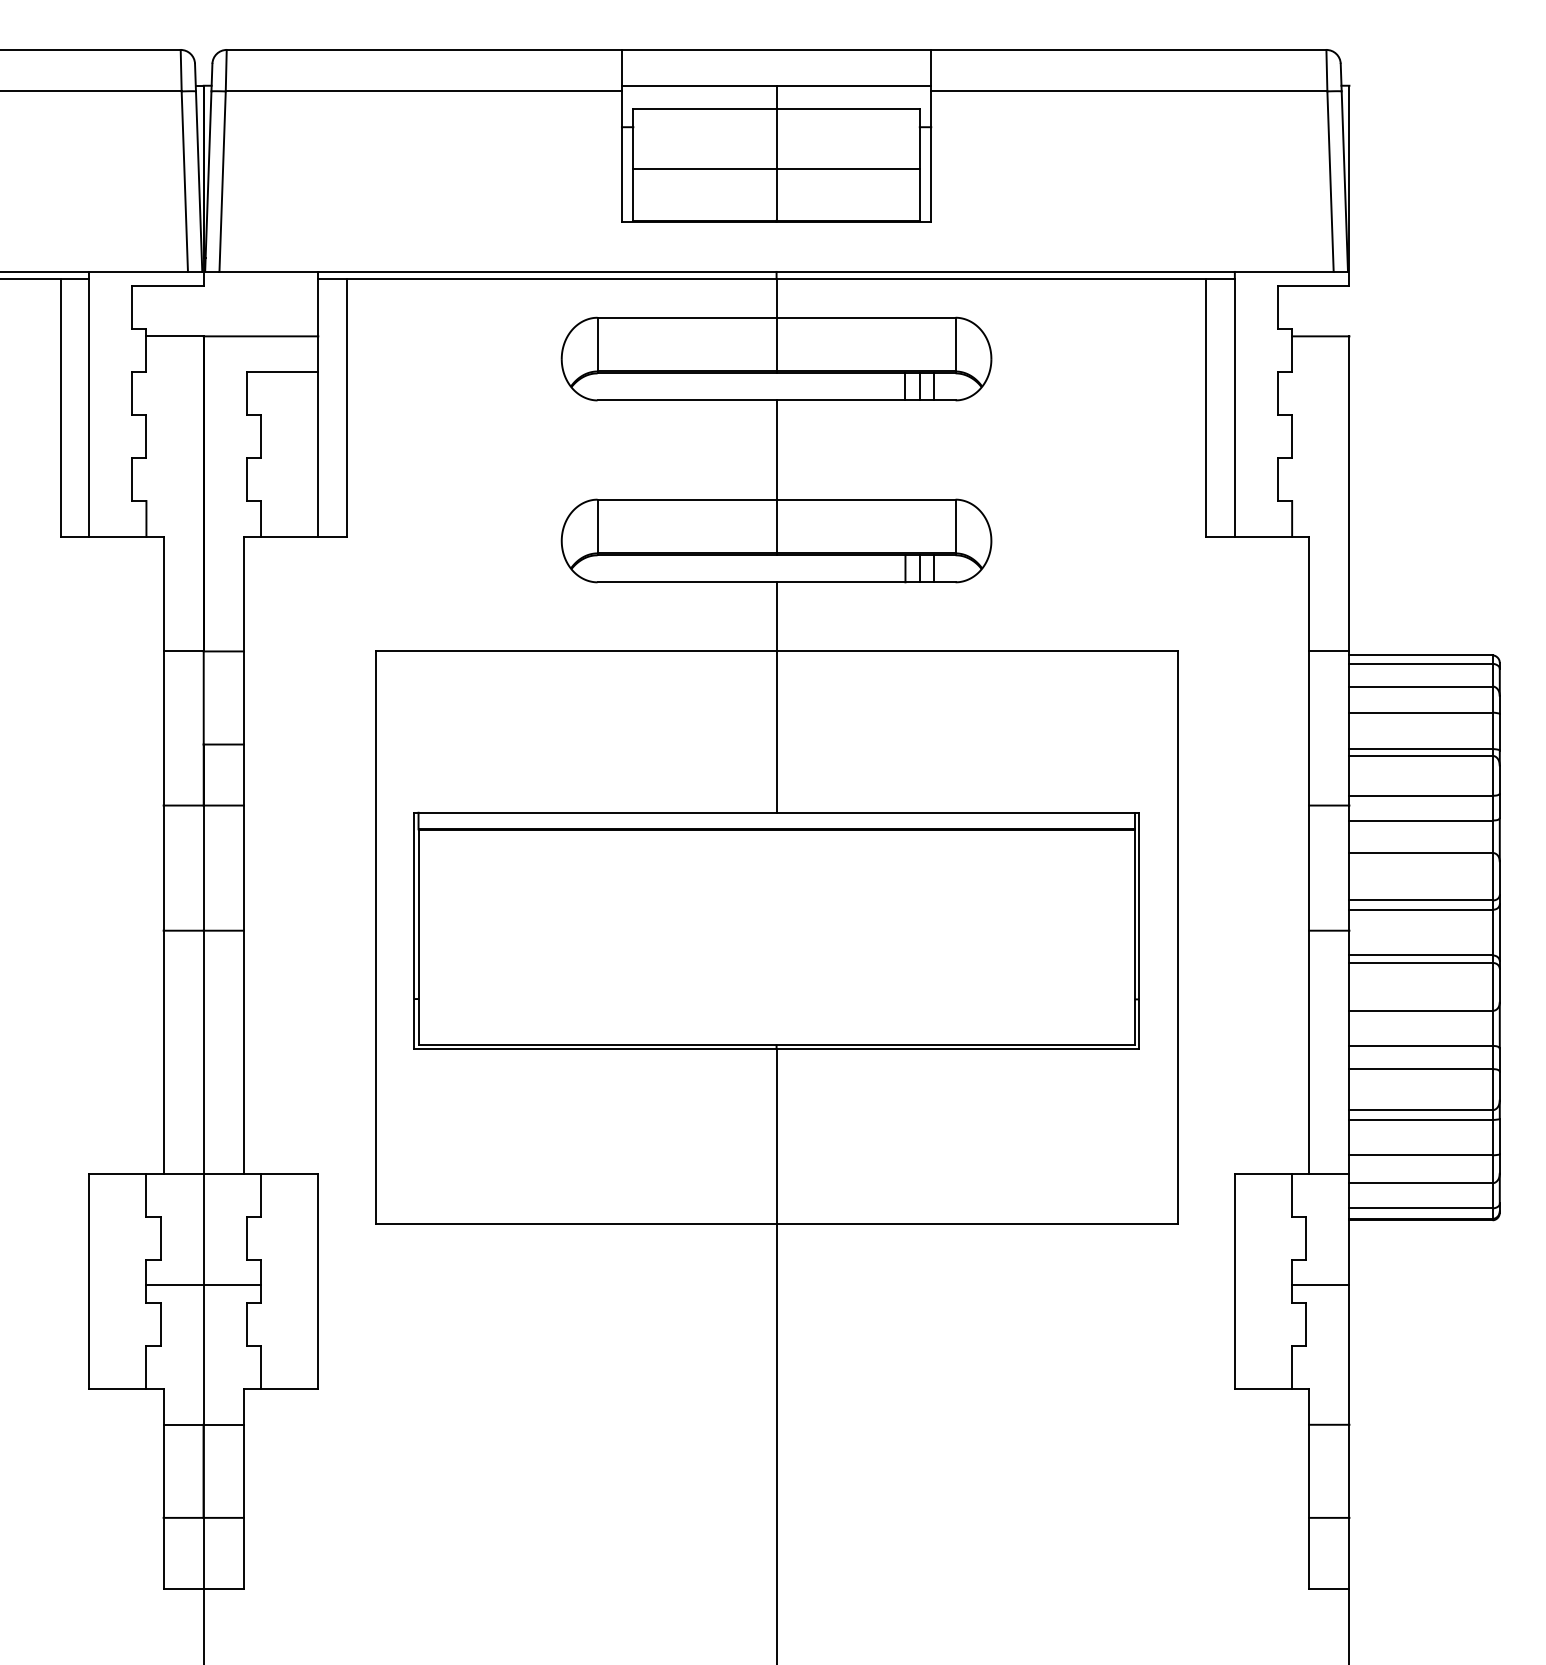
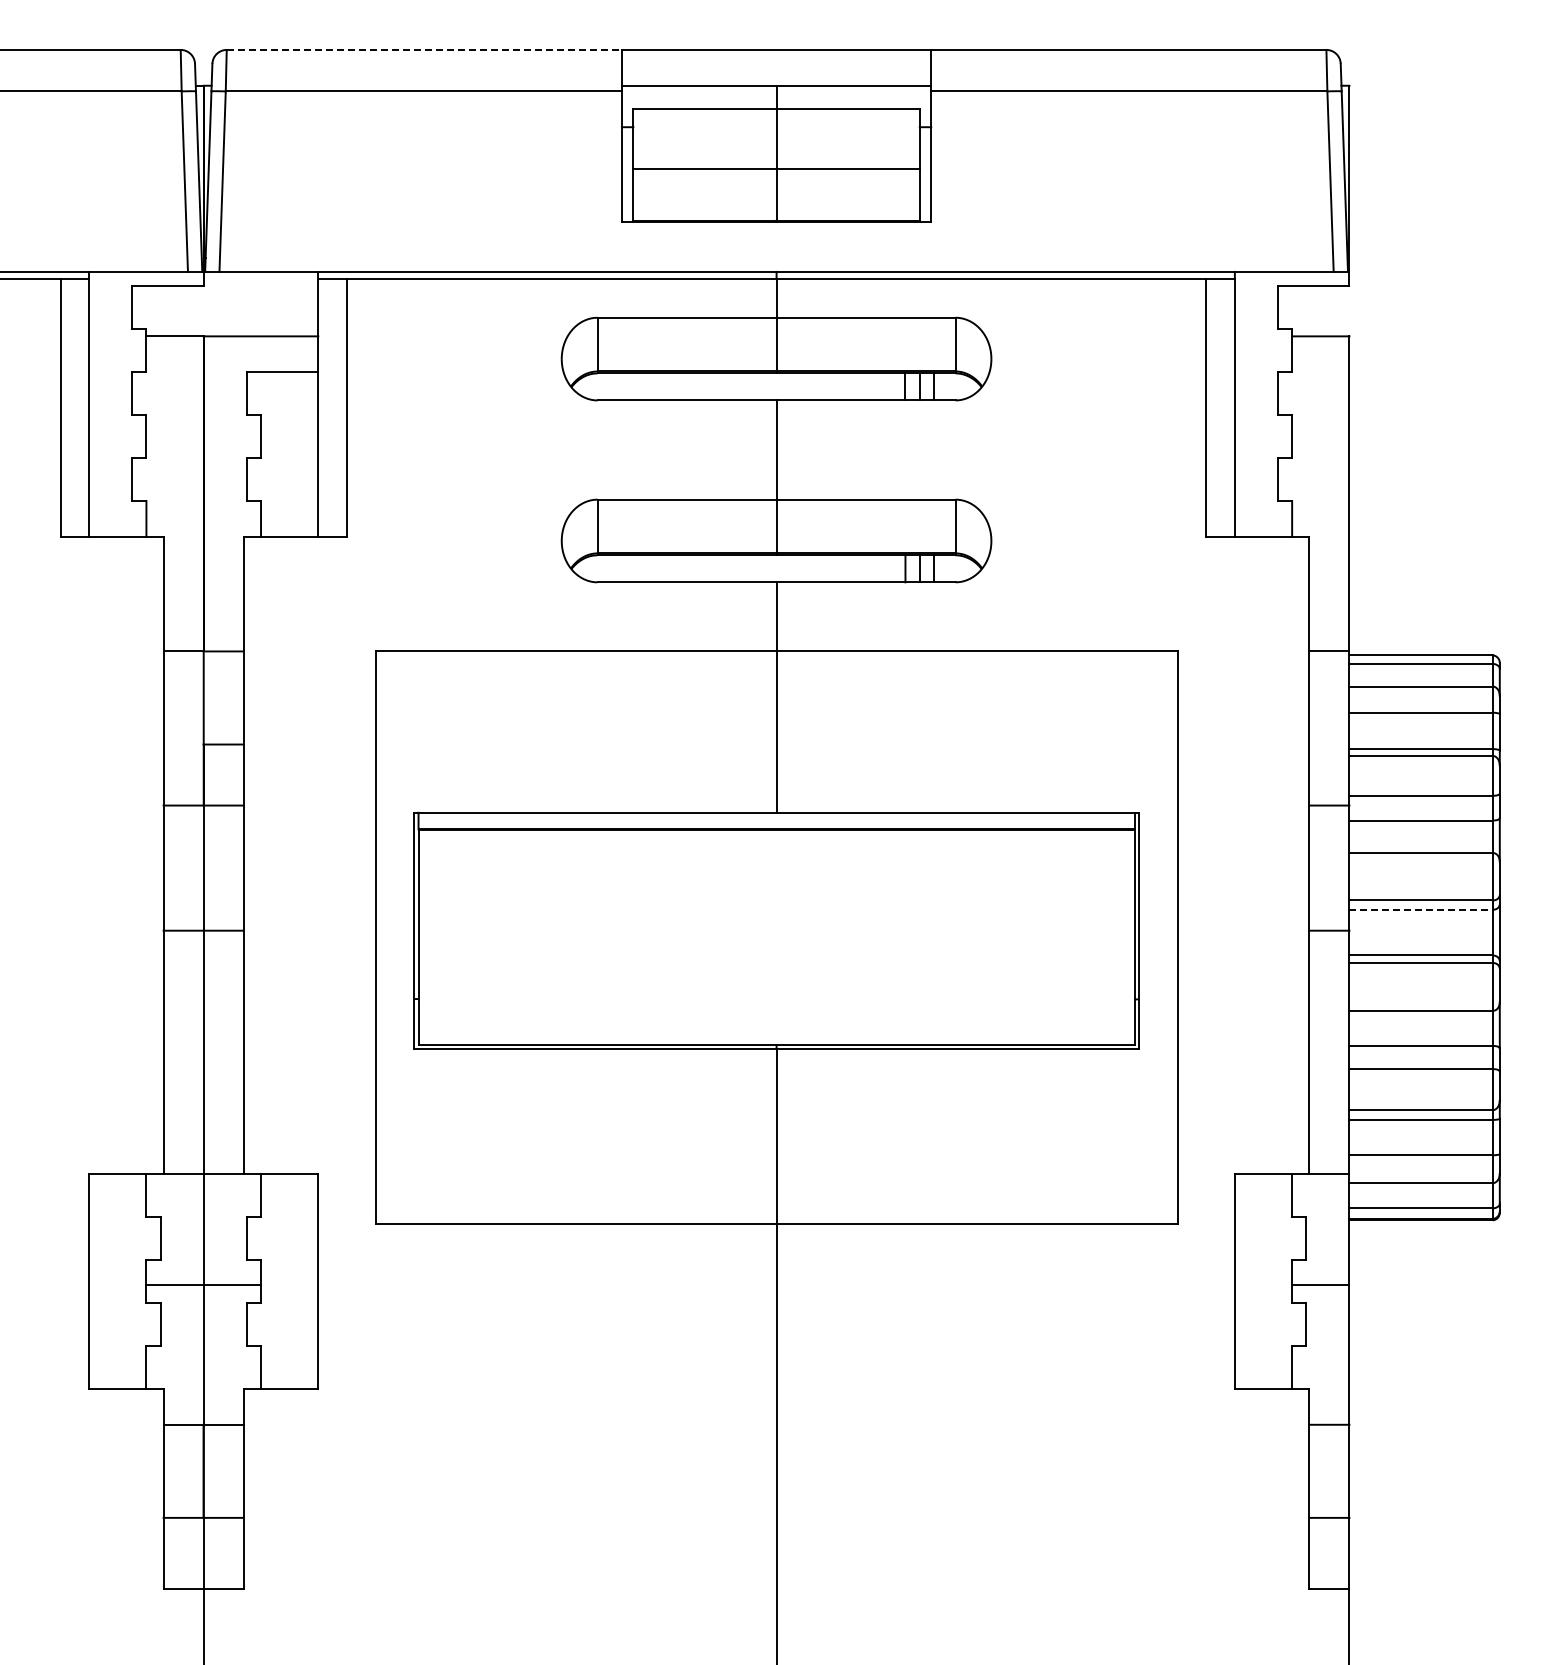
line: solid -> dashed (424, 49)
line: solid -> dashed (1421, 909)
